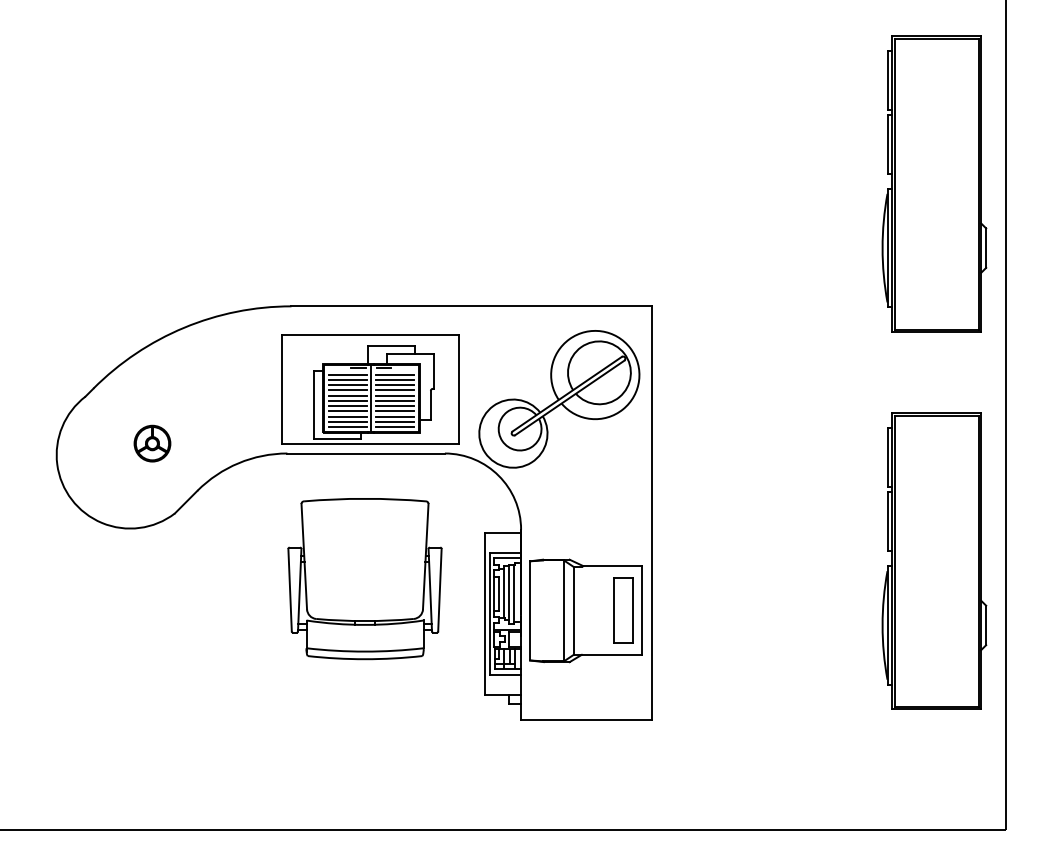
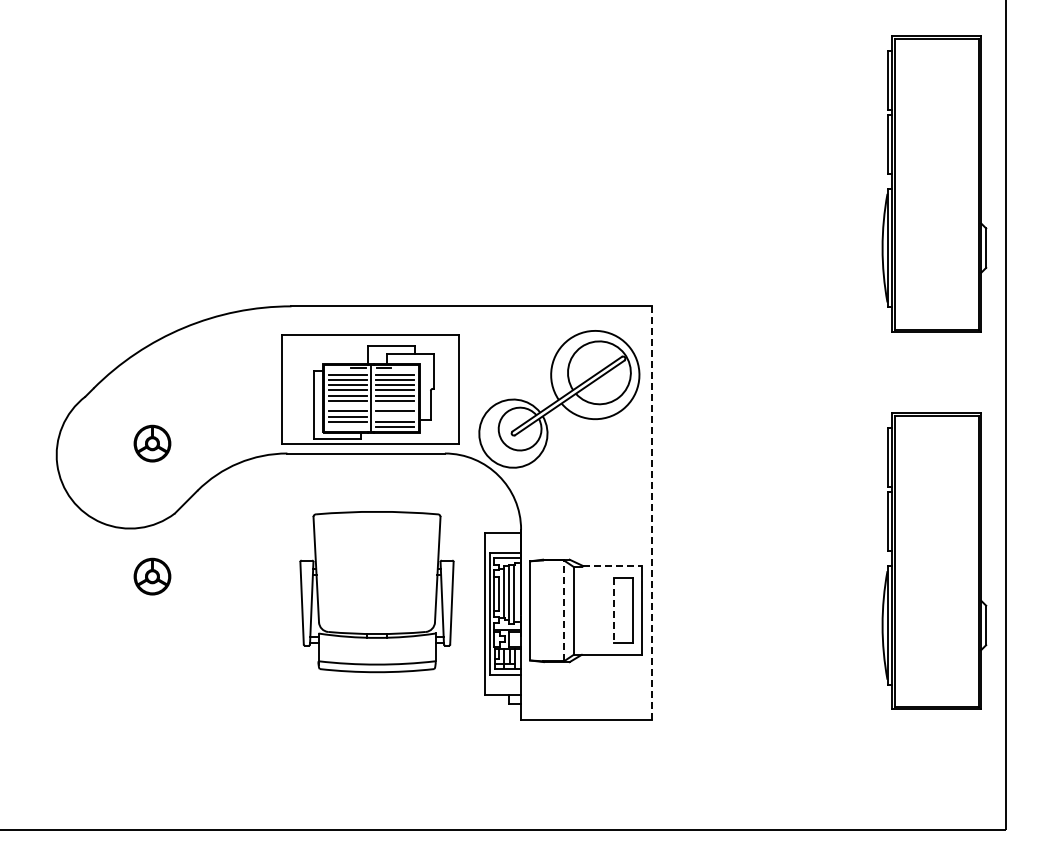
line: present -> none (347, 406)
line: present -> none (395, 406)
line: present -> none (395, 416)
line: present -> none (347, 427)
line: solid -> dashed (651, 513)
line: solid -> dashed (613, 566)
part: none -> present (152, 576)
part position: (364, 579) -> (376, 592) (376, 592)
line: solid -> dashed (564, 610)
line: solid -> dashed (614, 611)
